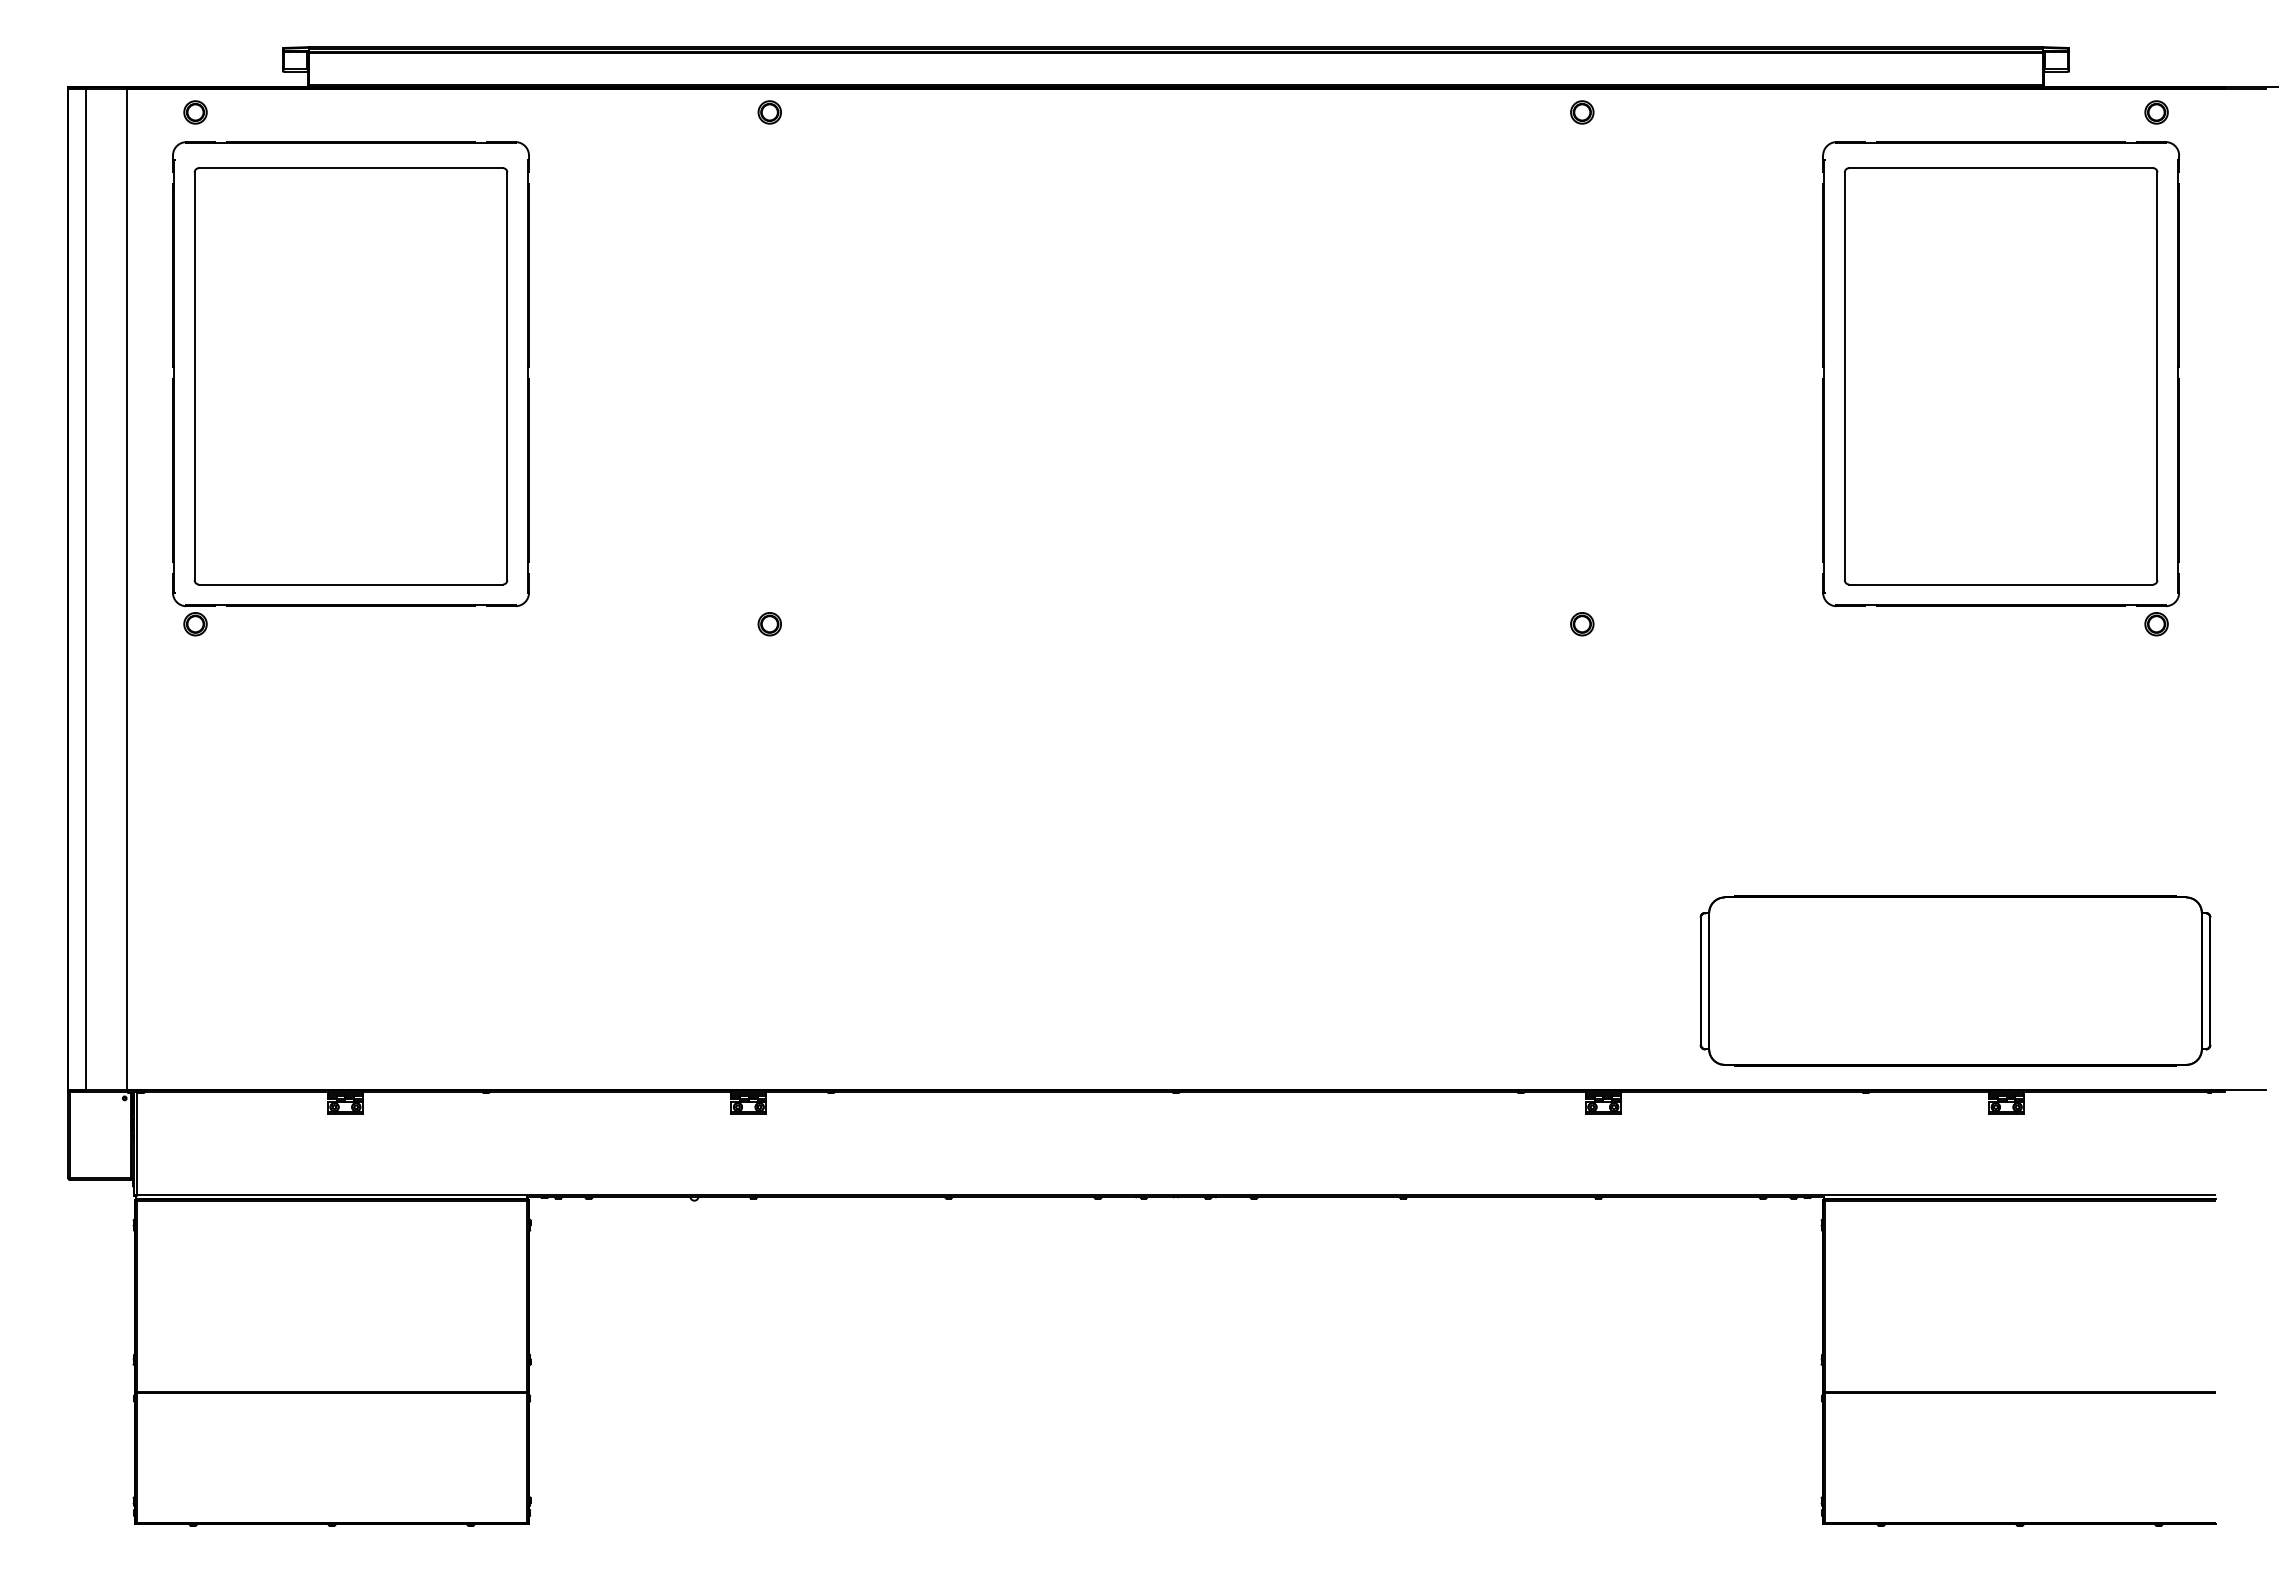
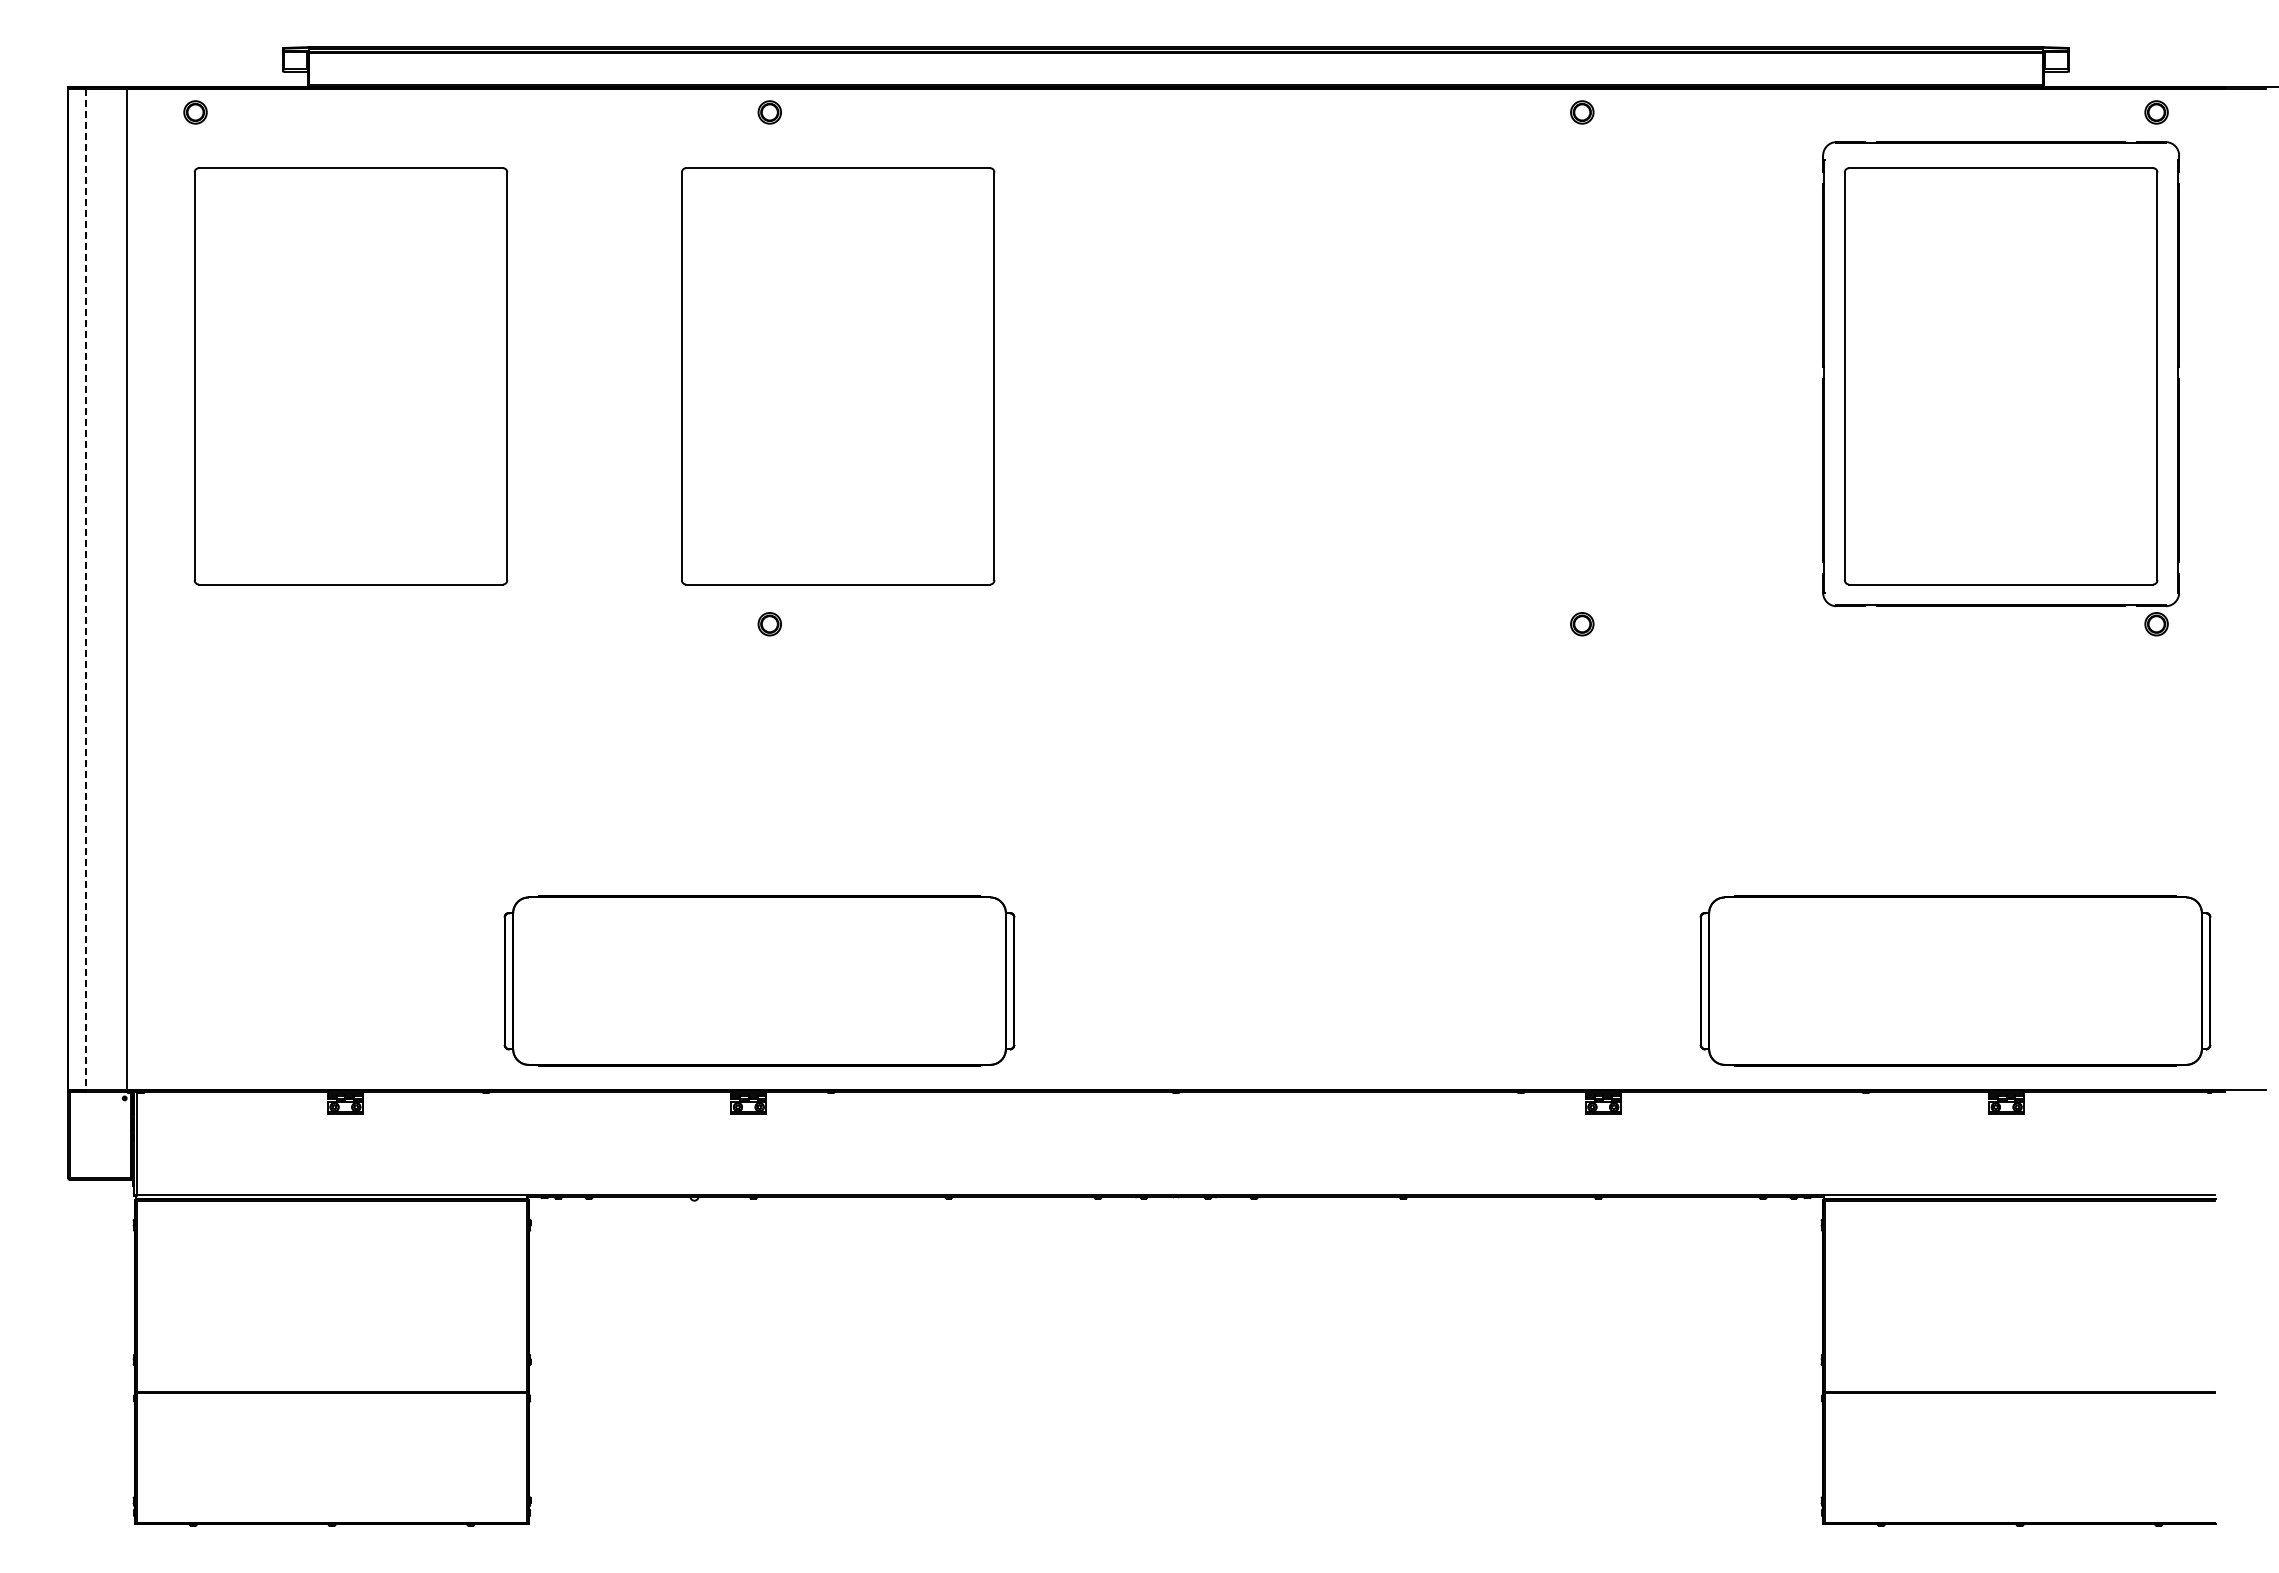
part: none -> present (838, 376)
part: present -> none (350, 388)
line: solid -> dashed (86, 589)
part: none -> present (759, 980)
